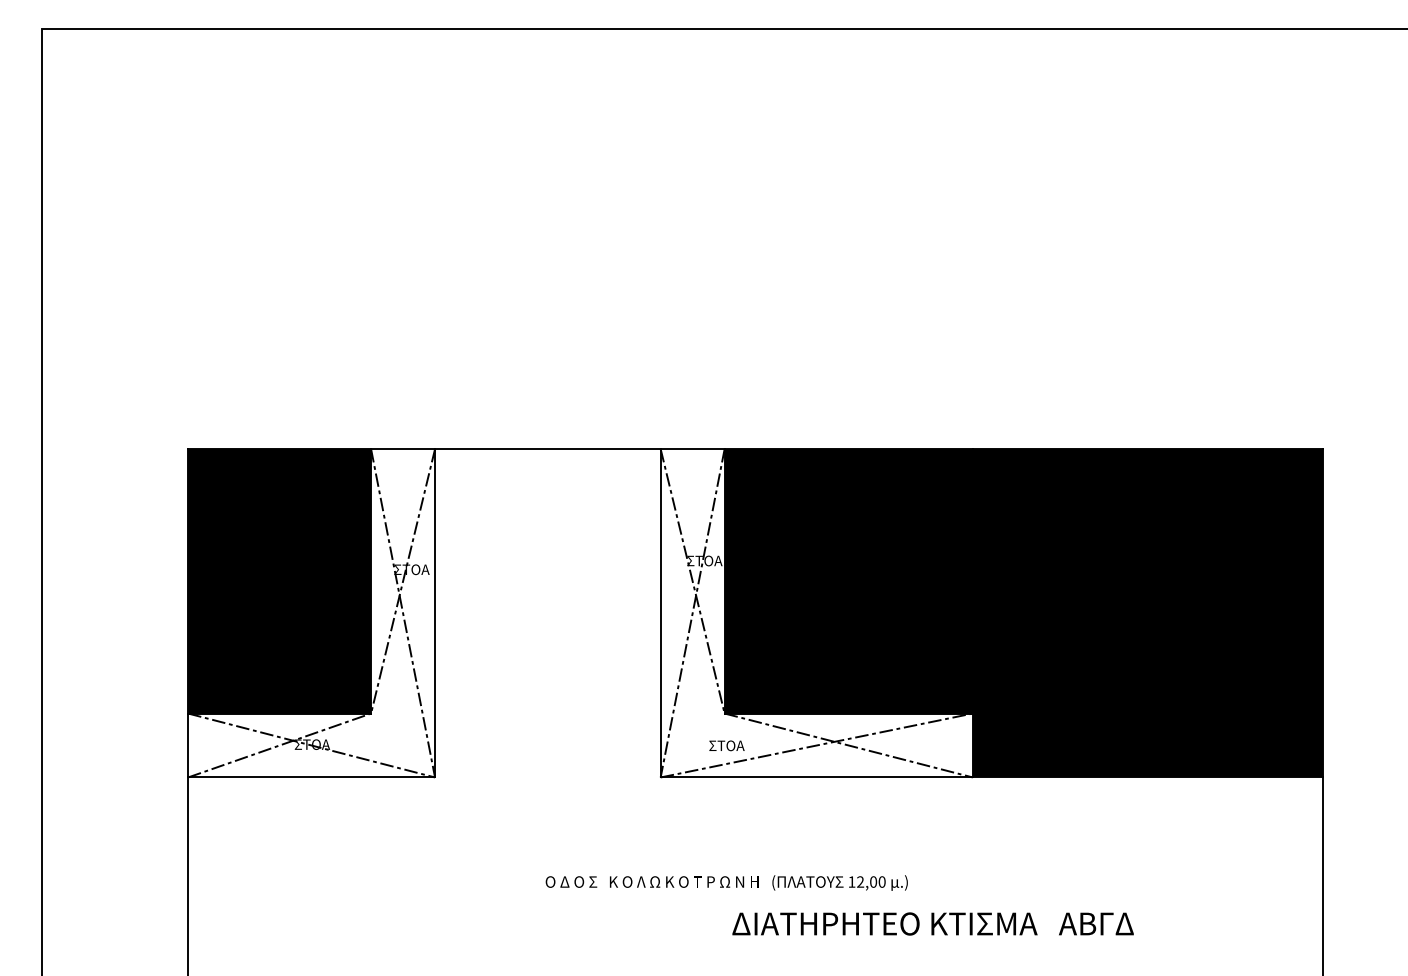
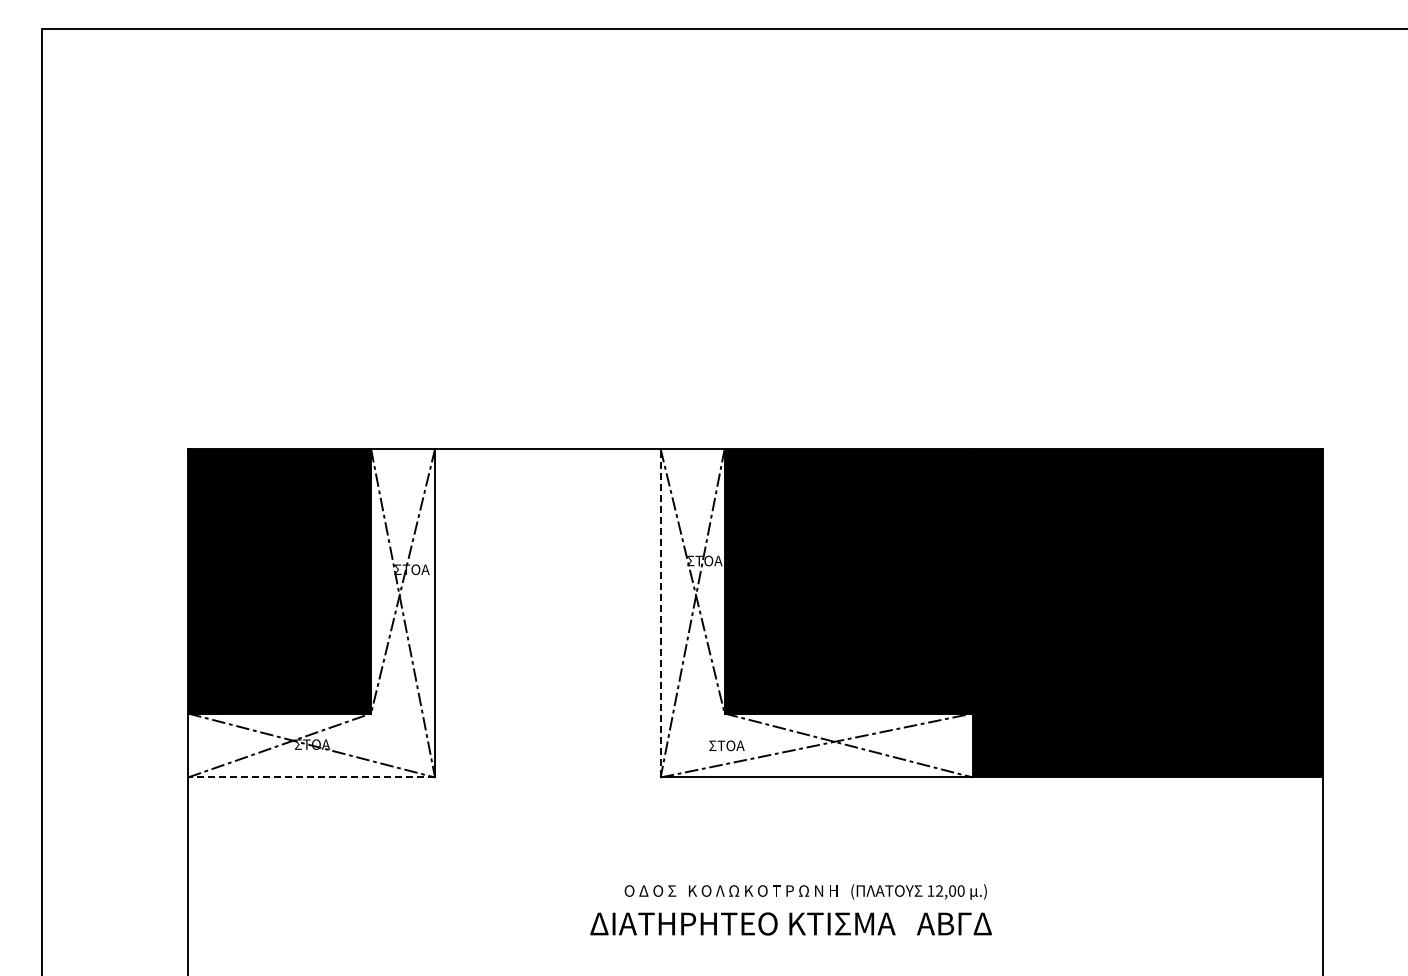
line: solid -> dashed (660, 612)
line: solid -> dashed (311, 777)
text position: (726, 882) -> (805, 891) (805, 891)
text position: (932, 923) -> (790, 923) (790, 923)
